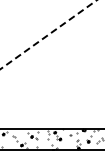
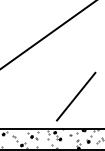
line: dashed -> solid (47, 35)
line: none -> present (76, 96)
